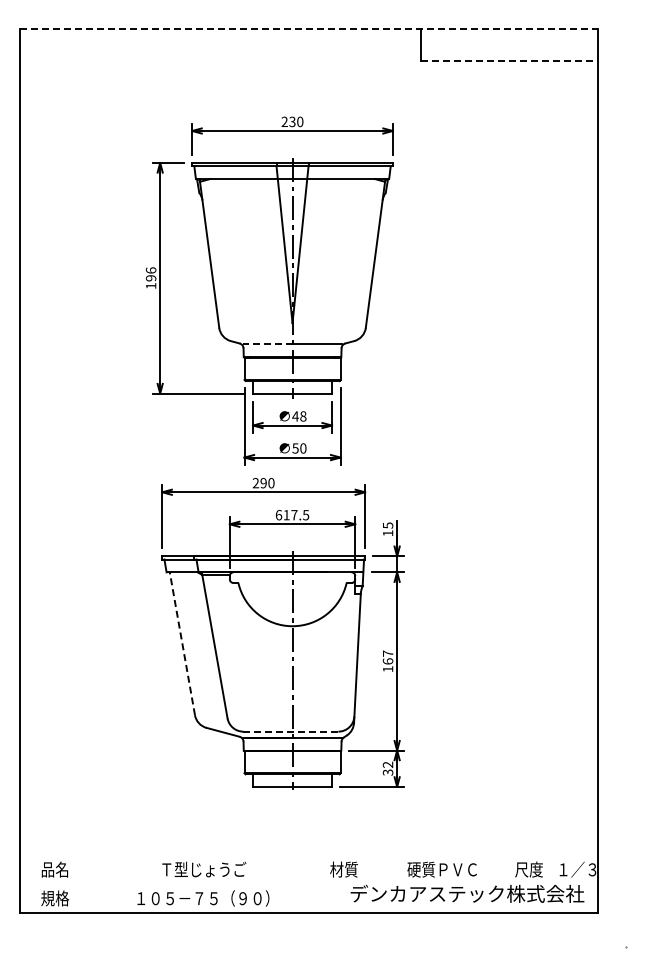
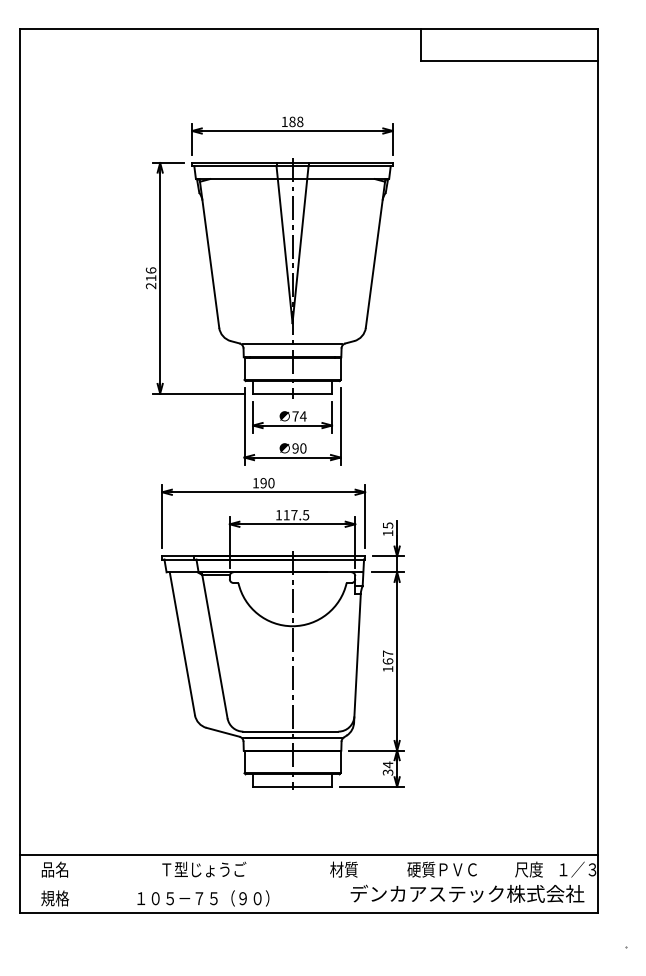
line: dashed -> solid (309, 29)
line: dashed -> solid (510, 61)
text: 230 -> 188 (292, 121)
text: 196 -> 216 (150, 282)
line: dashed -> solid (267, 344)
text: 48 -> 74 (299, 416)
text: 50 -> 90 (295, 448)
text: 290 -> 190 (255, 483)
text: 617.5 -> 117.5 (278, 515)
line: dashed -> solid (182, 643)
line: dashed -> solid (290, 731)
text: 32 -> 34 (387, 764)
line: none -> present (308, 855)
